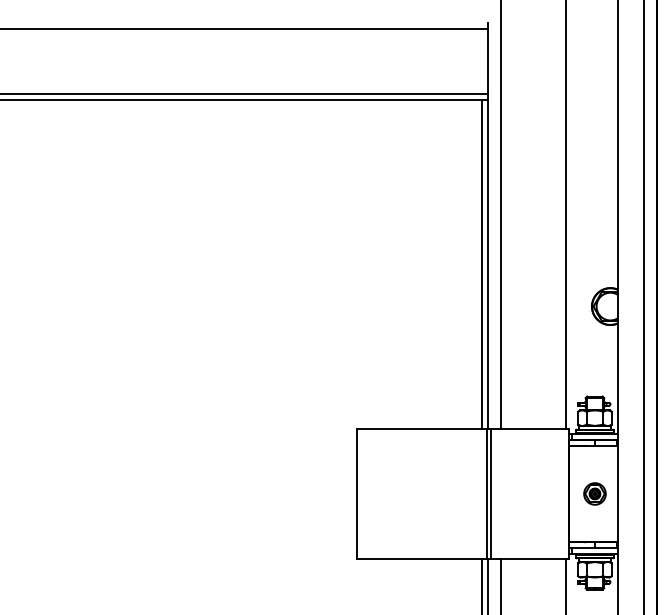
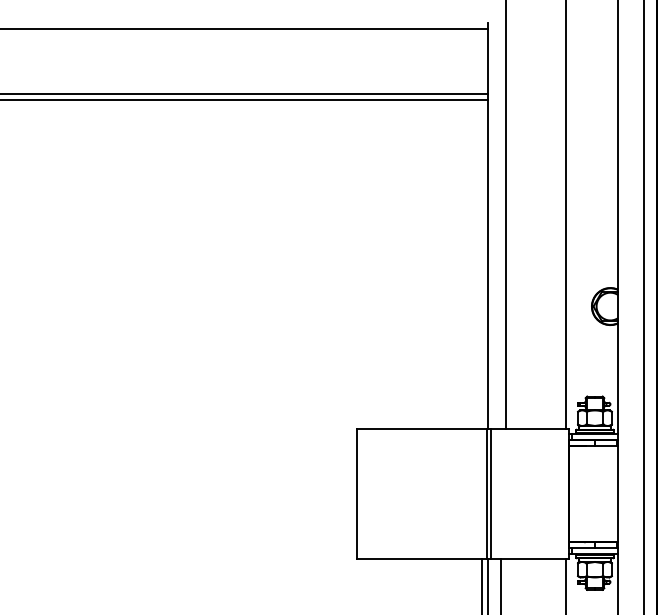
line position: (500, 215) -> (505, 215) (505, 215)
line: present -> none (482, 264)
part: present -> none (594, 493)
